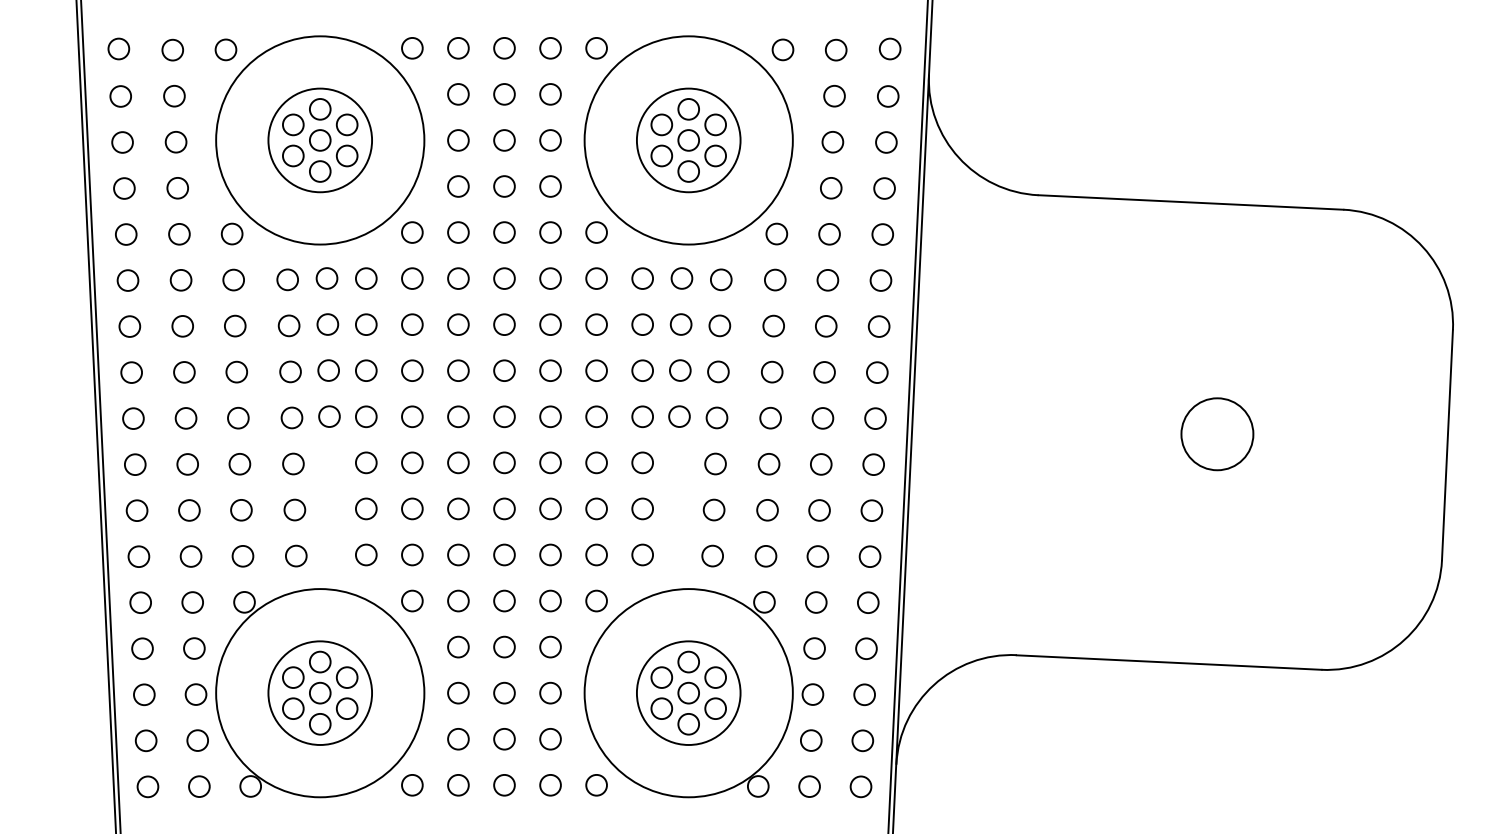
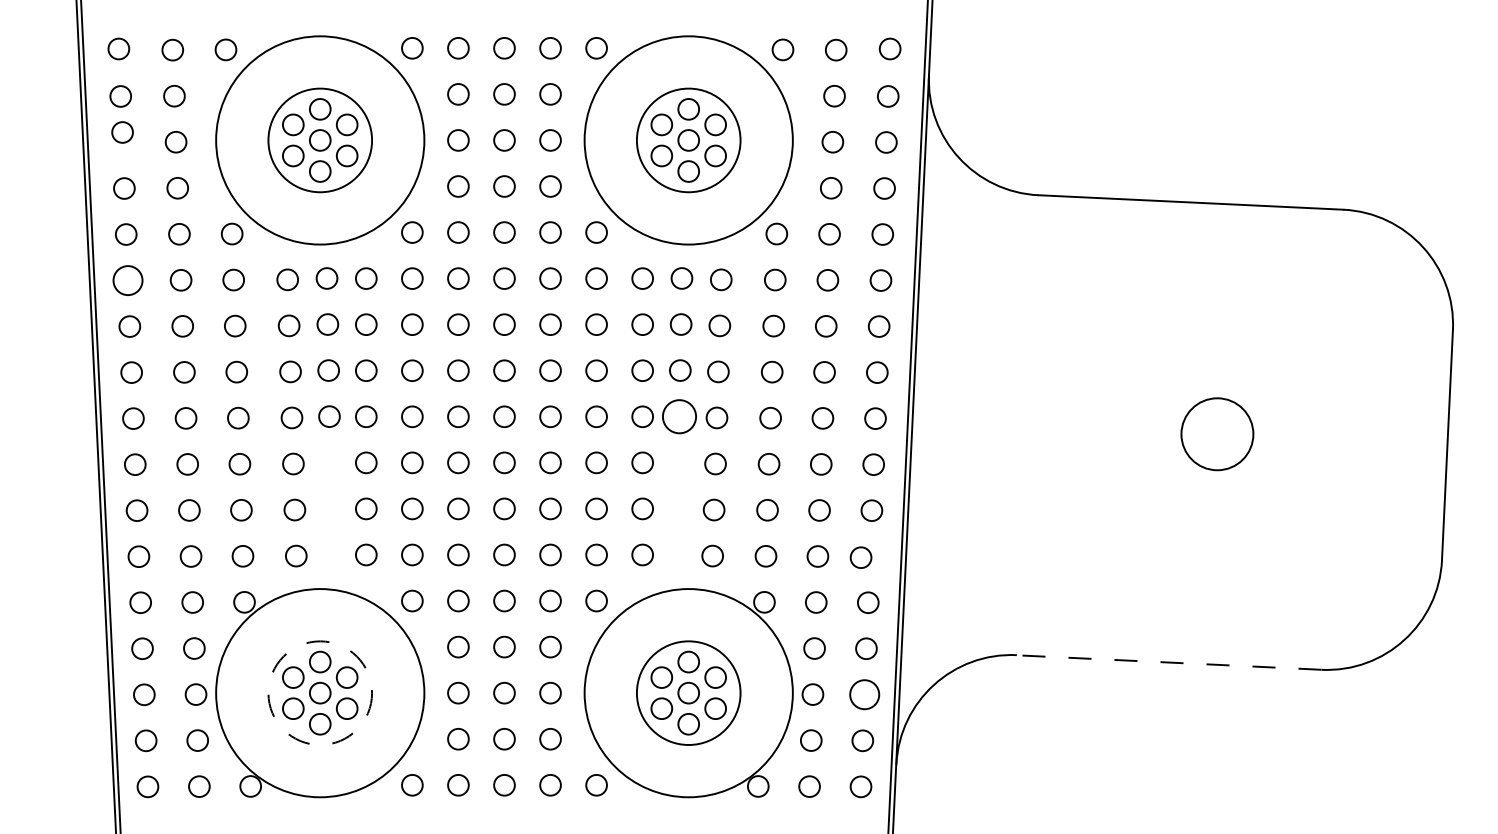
circle position: (122, 142) -> (122, 132) (122, 132)
circle size: 24x23 px -> 32x31 px (127, 280)
circle size: 23x23 px -> 35x36 px (679, 416)
circle position: (869, 556) -> (860, 557) (860, 557)
line: solid -> dashed (1169, 662)
circle: solid -> dashed (320, 692)
circle size: 23x24 px -> 32x32 px (864, 694)
